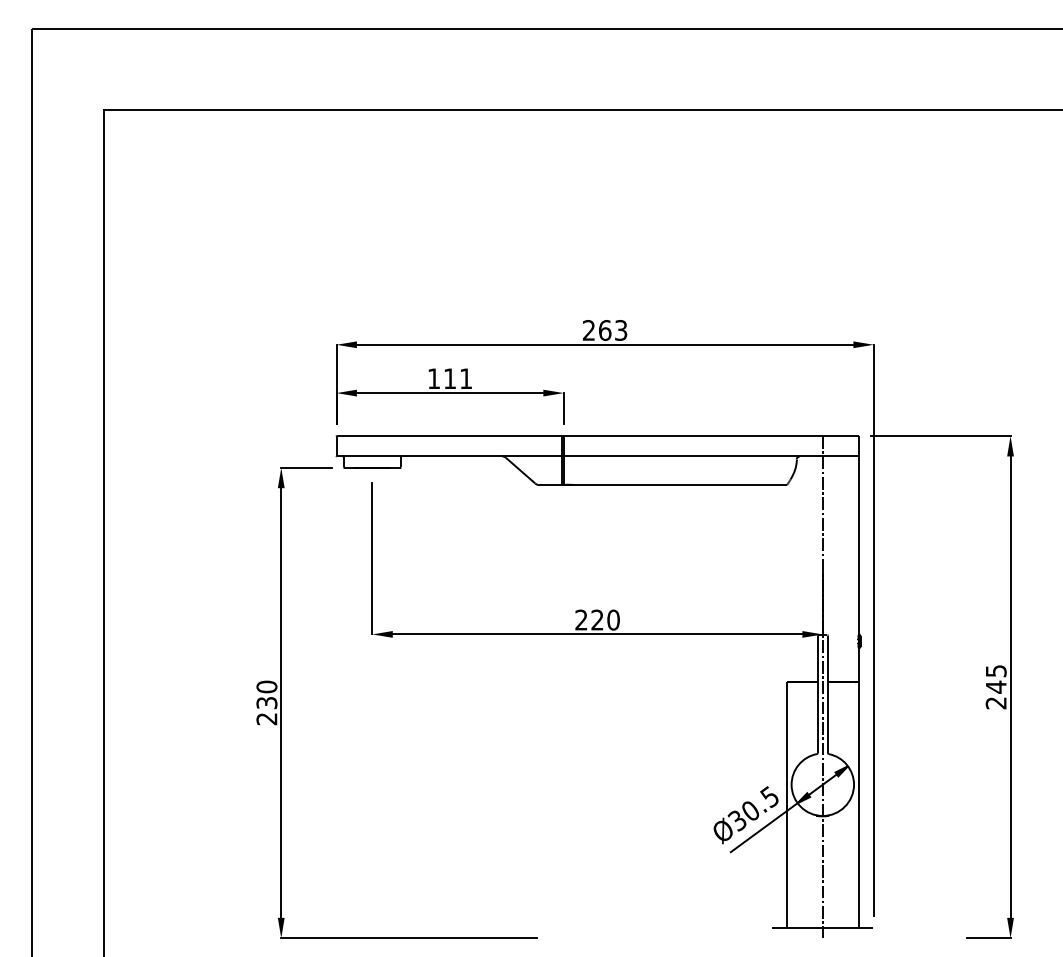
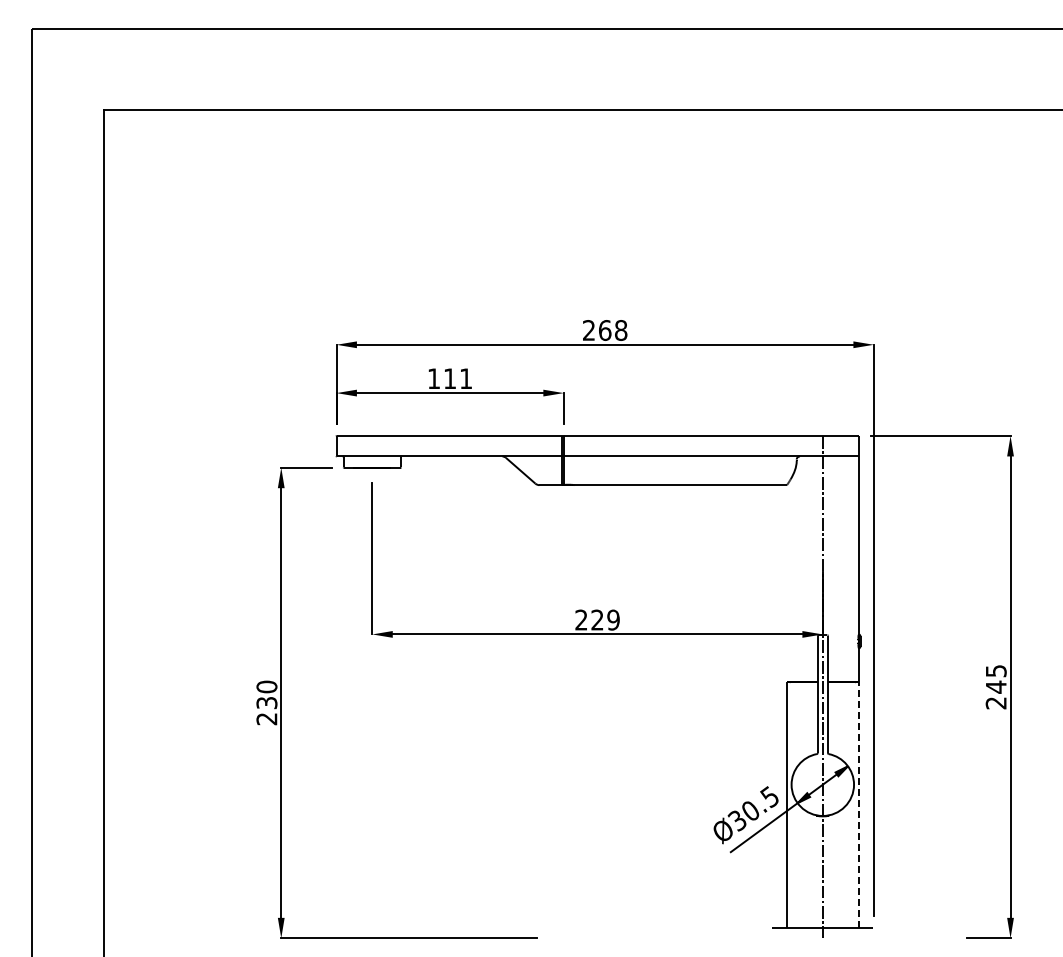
text: 263 -> 268 (621, 330)
text: 220 -> 229 (613, 619)
line: solid -> dashed (858, 805)
